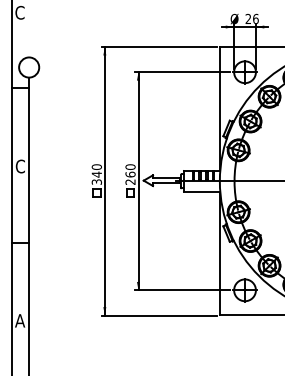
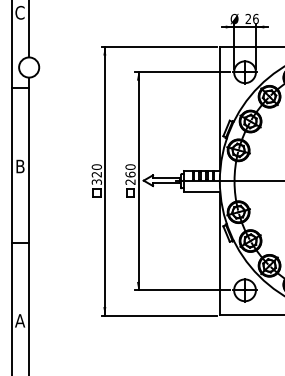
line: none -> present (29, 29)
text: C -> B (19, 166)
text: 340 -> 320 (96, 174)
